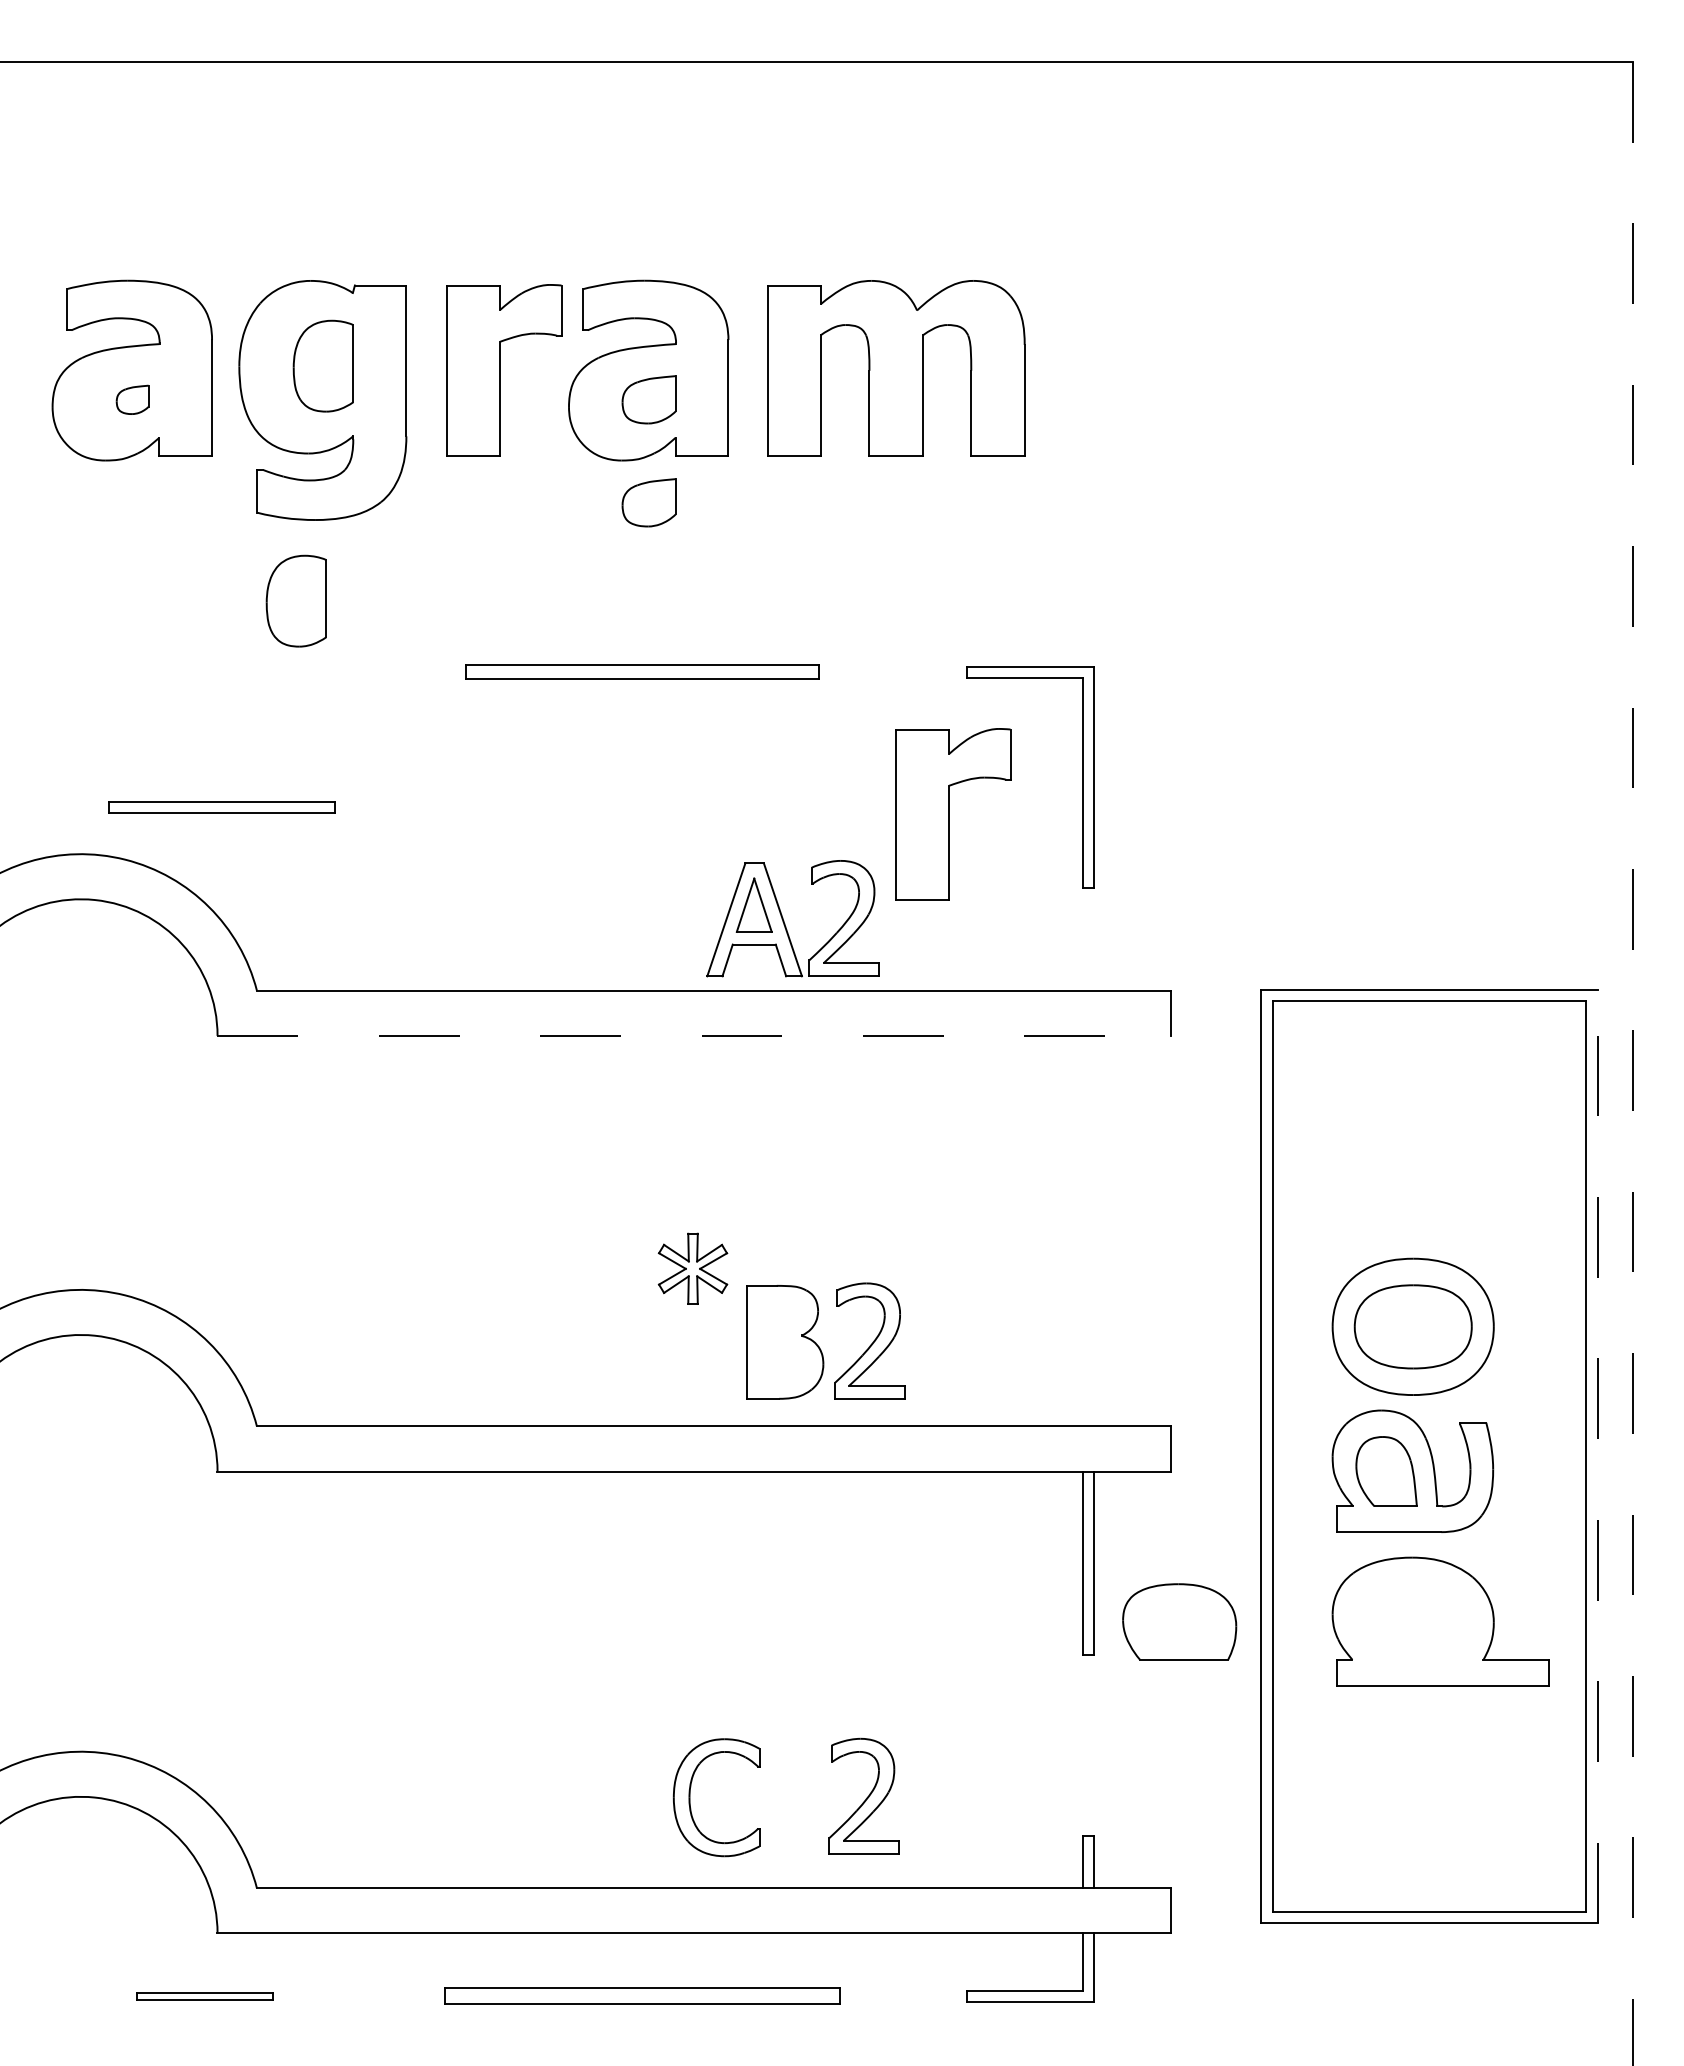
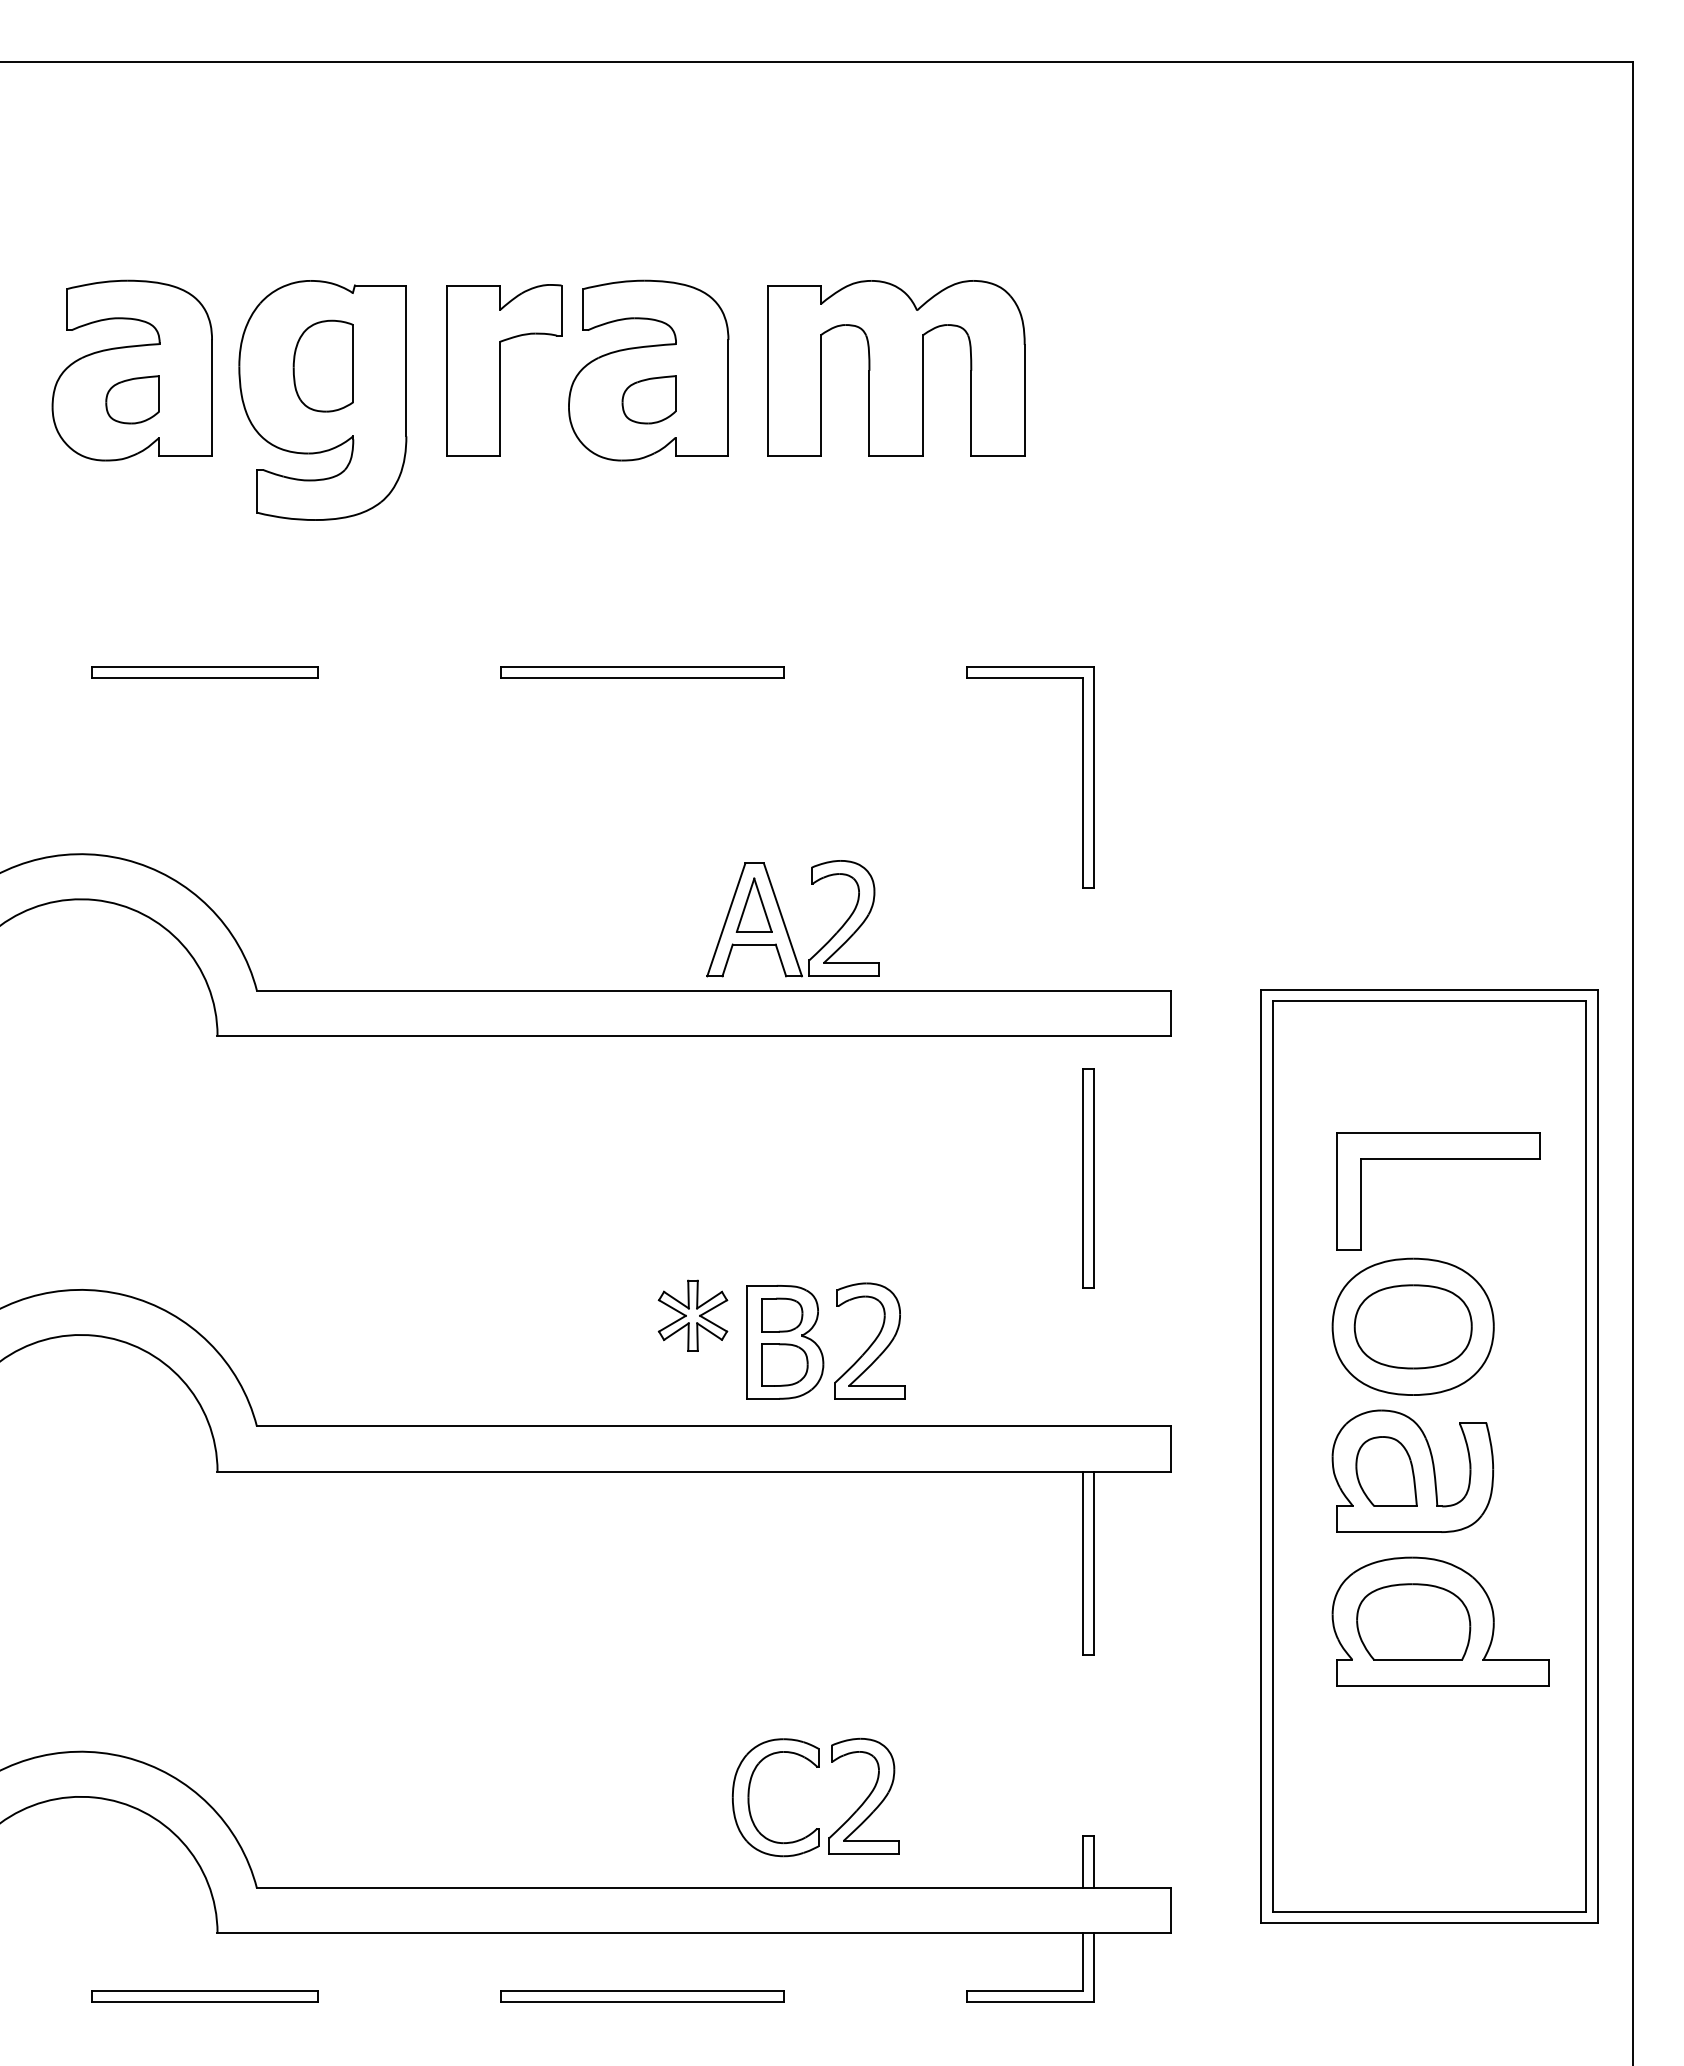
part size: 35x31 px -> 55x50 px (132, 399)
part: present -> none (648, 502)
part: present -> none (295, 600)
part size: 355x16 px -> 285x13 px (642, 672)
part position: (221, 807) -> (204, 672) (204, 672)
part: present -> none (953, 814)
line: dashed -> solid (694, 1035)
line: dashed -> solid (1633, 1063)
part: none -> present (1438, 1159)
part: none -> present (1088, 1178)
part position: (692, 1268) -> (692, 1315) (692, 1315)
part: none -> present (782, 1314)
part: none -> present (784, 1364)
line: dashed -> solid (1597, 1456)
part position: (1179, 1621) -> (1413, 1621) (1413, 1621)
part position: (690, 1797) -> (749, 1797) (749, 1797)
part size: 397x18 px -> 285x13 px (642, 1996)
part size: 138x9 px -> 228x13 px (204, 1996)
